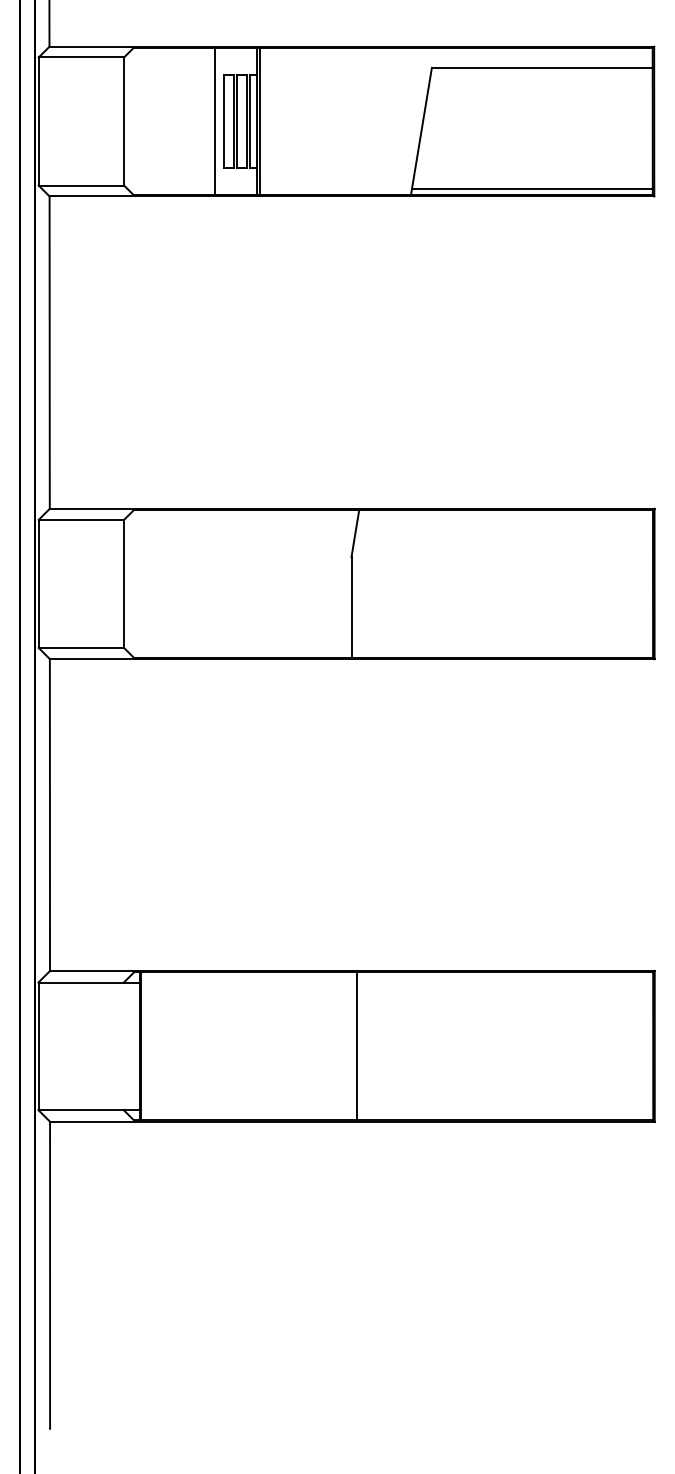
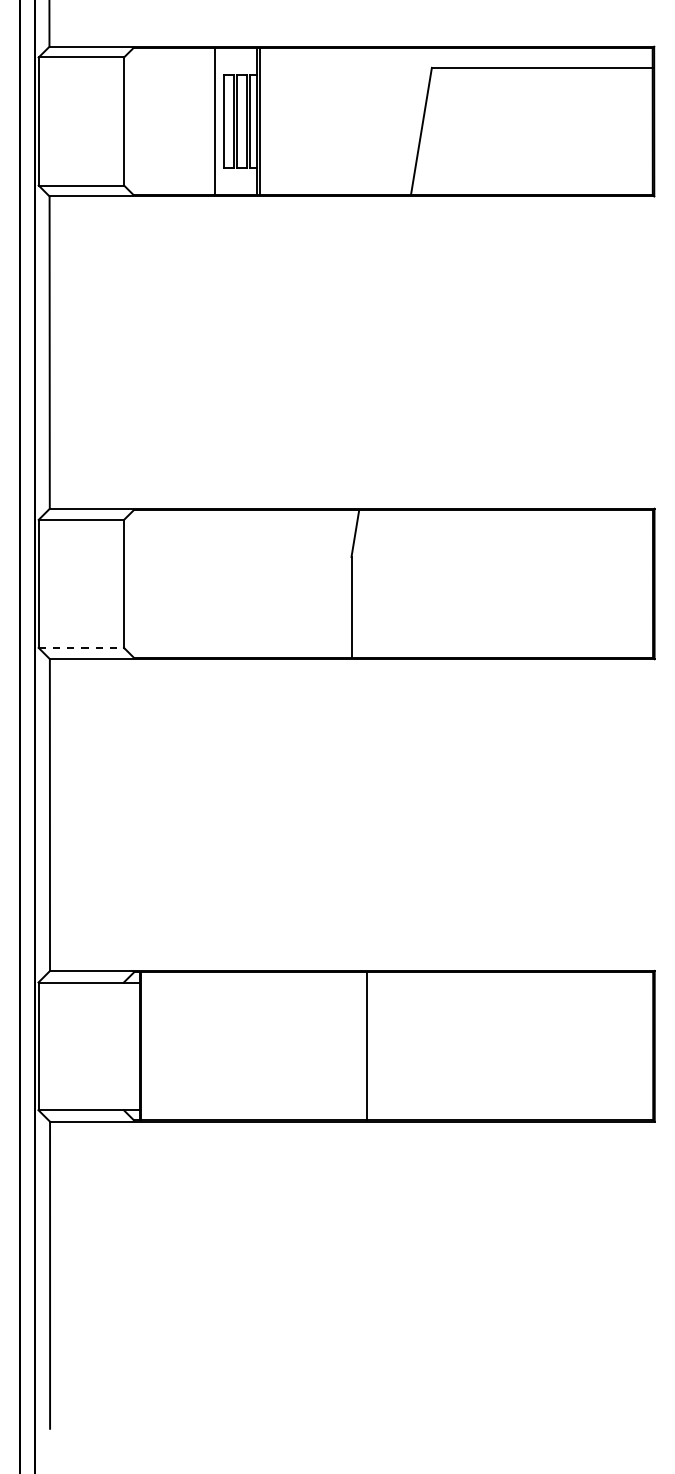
line: present -> none (531, 189)
line: solid -> dashed (81, 647)
line position: (357, 1046) -> (367, 1046) (367, 1046)
